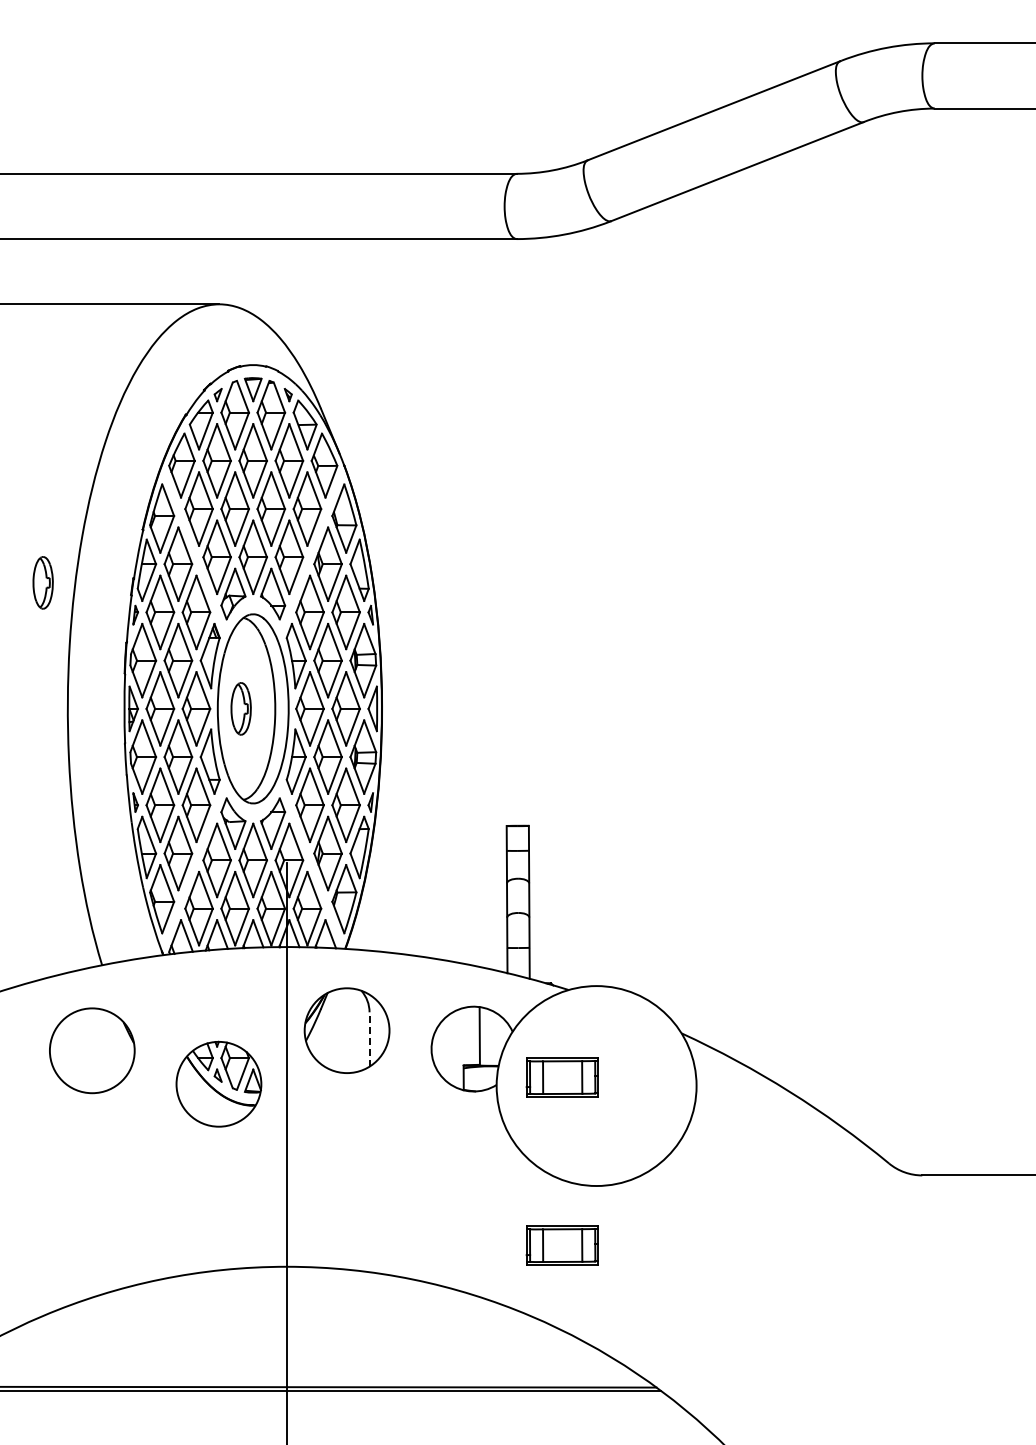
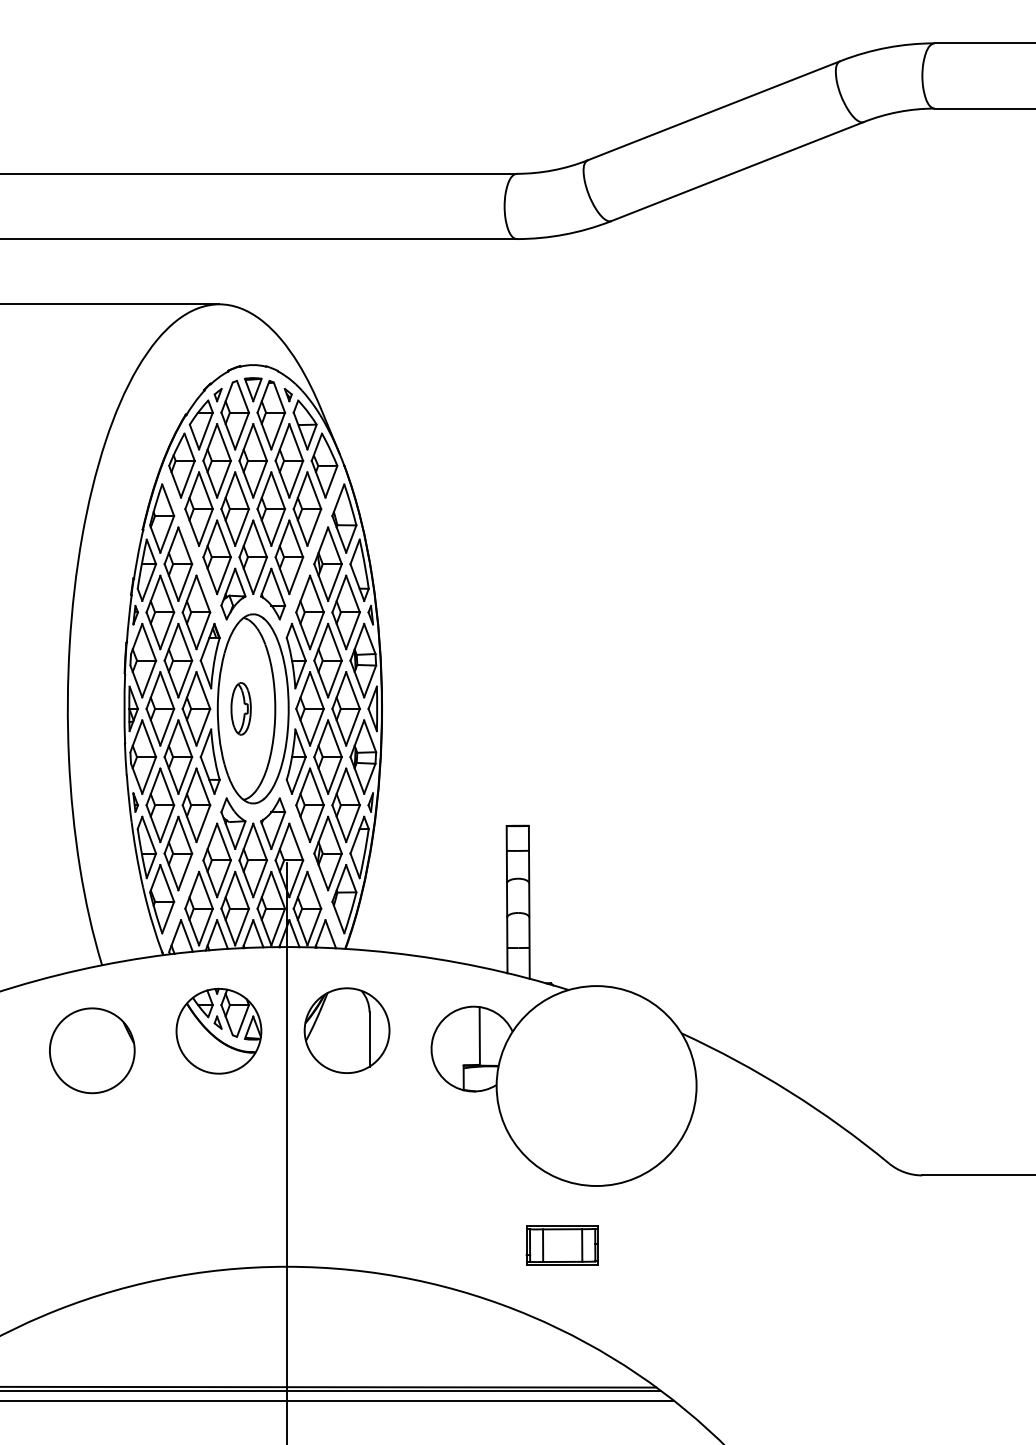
part: present -> none (42, 582)
line: dashed -> solid (369, 1039)
part: present -> none (561, 1077)
part position: (218, 1083) -> (218, 1030) (218, 1030)
line: none -> present (337, 1400)
